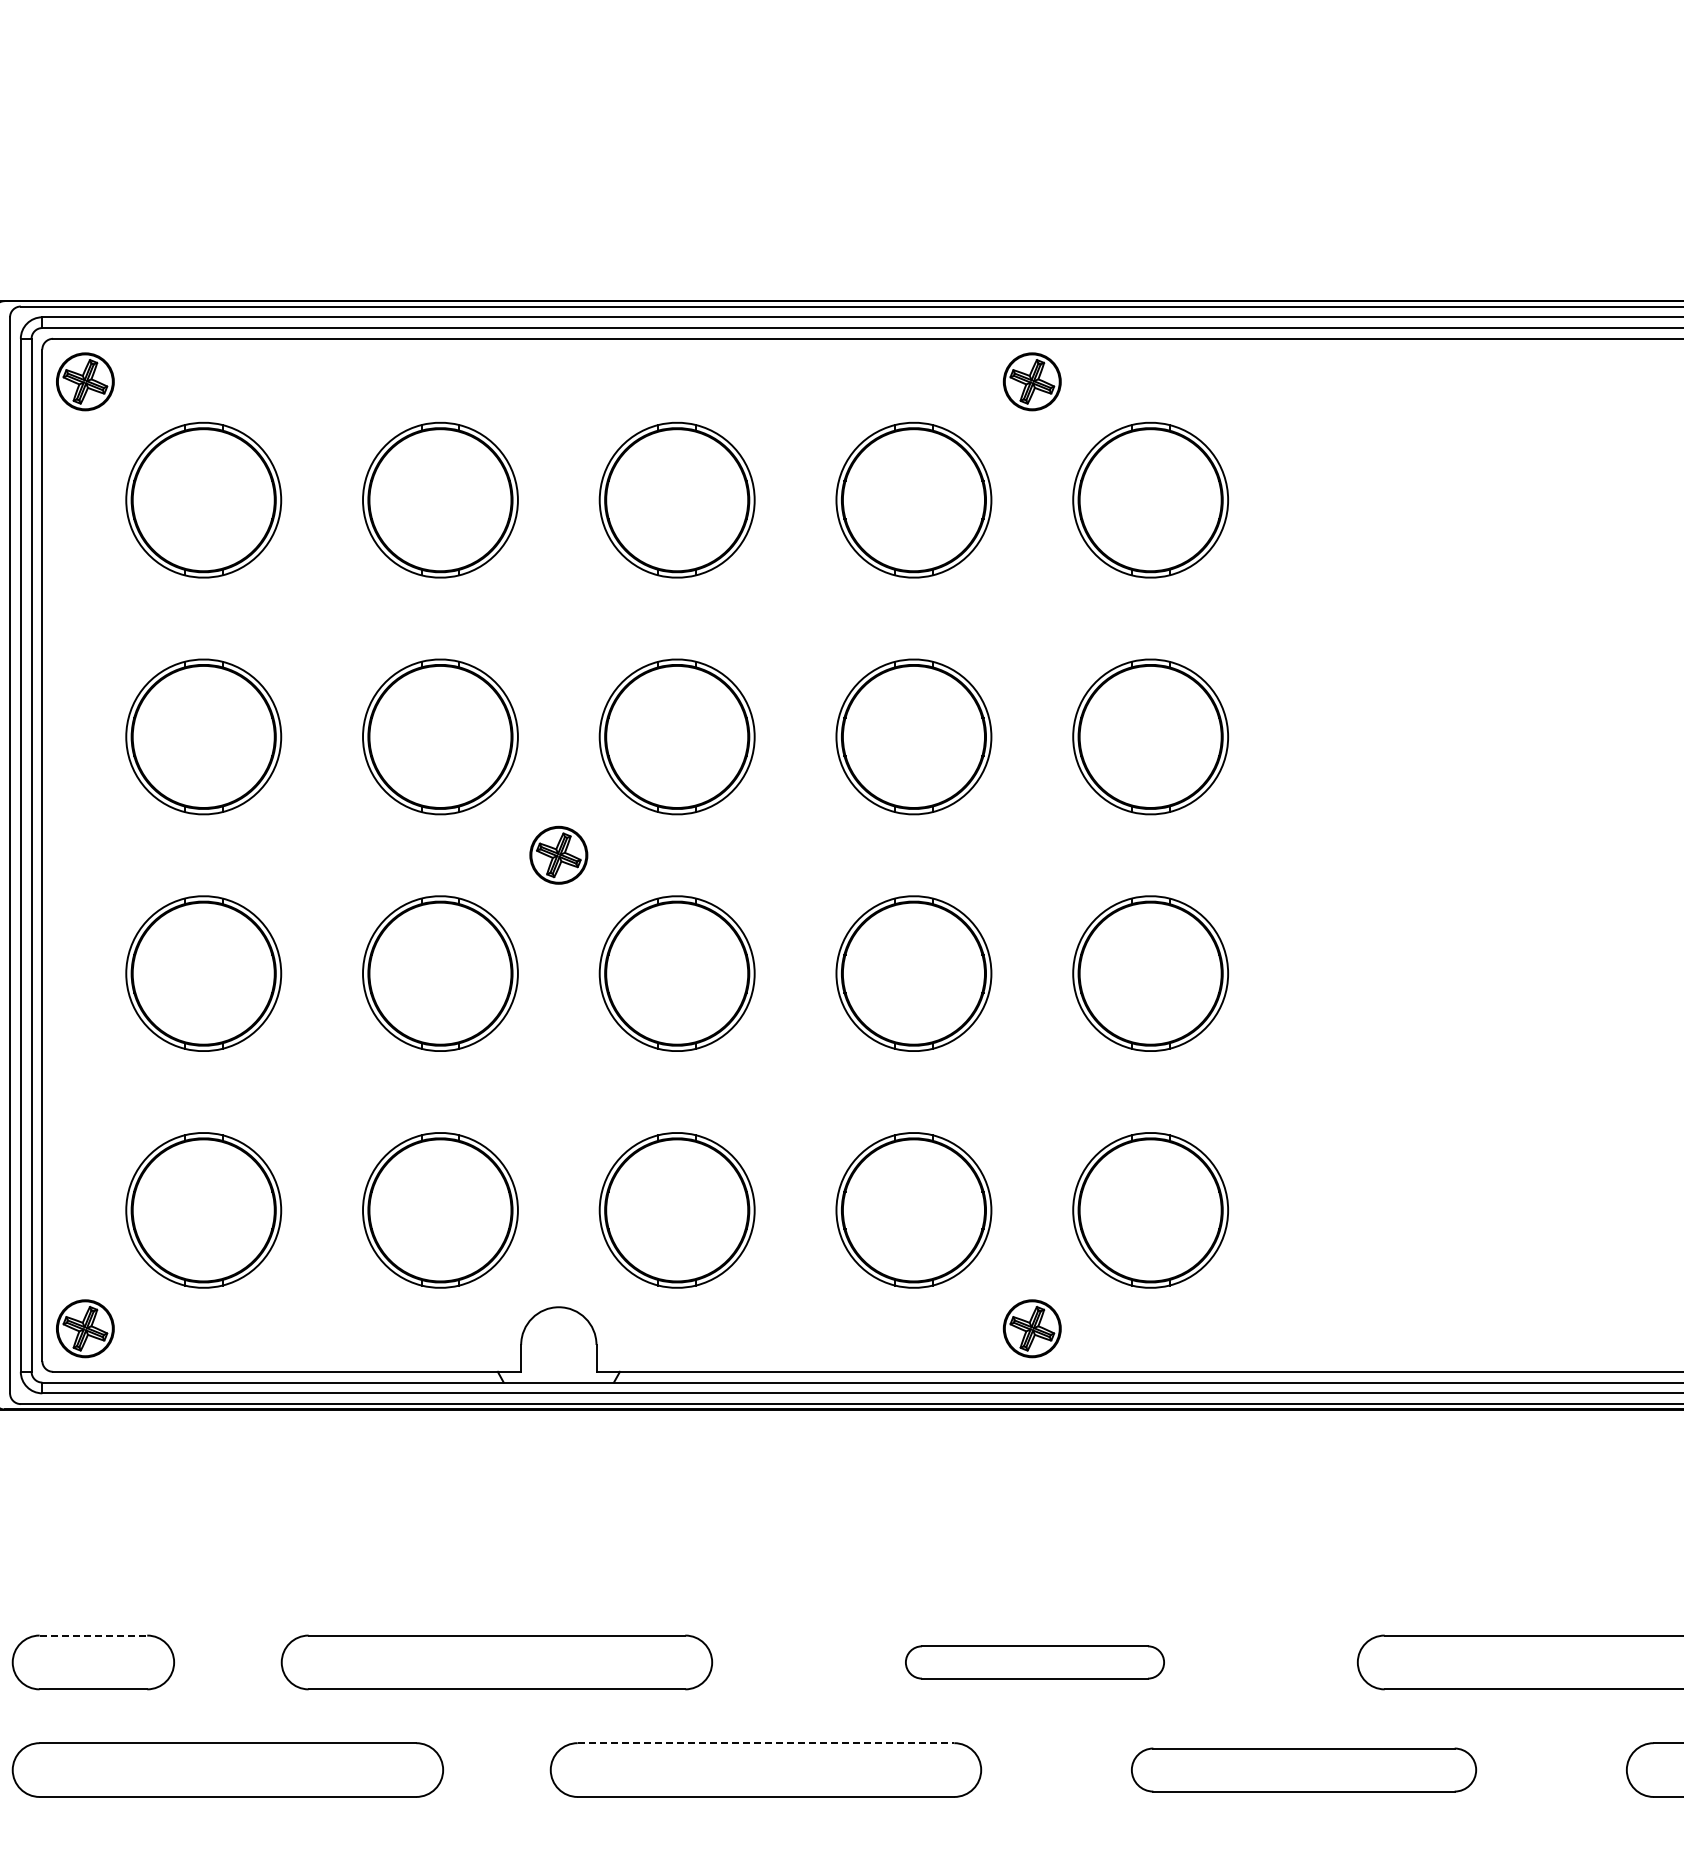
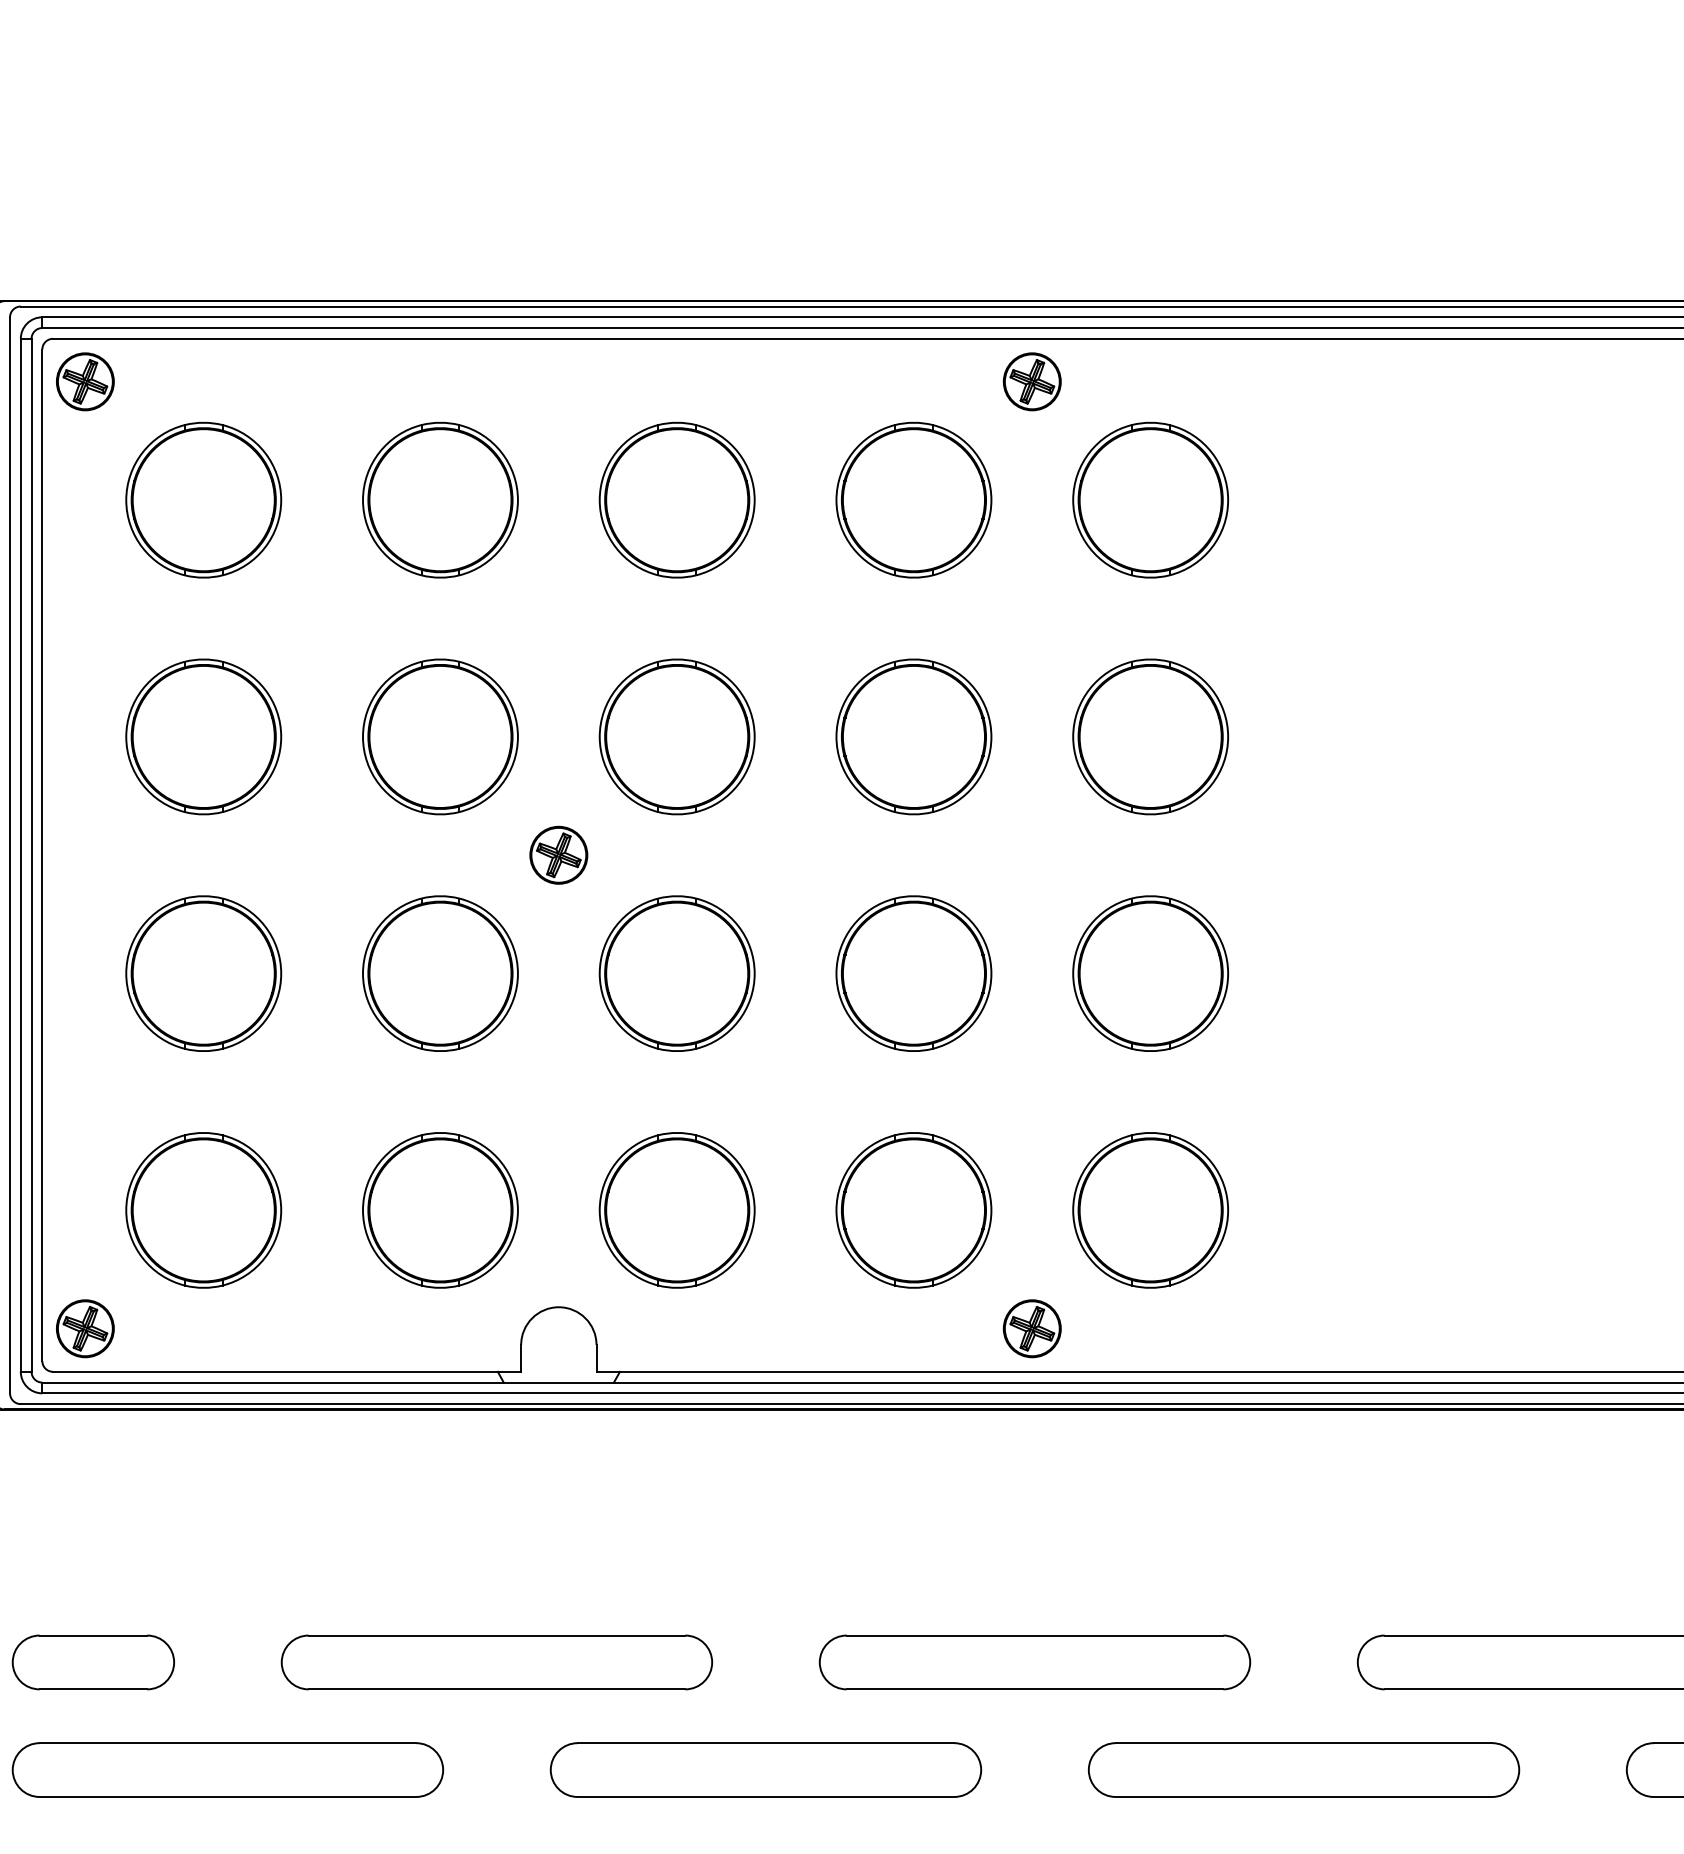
line: dashed -> solid (93, 1635)
part size: 260x35 px -> 434x57 px (1034, 1662)
line: dashed -> solid (766, 1743)
part size: 347x46 px -> 434x56 px (1303, 1769)
